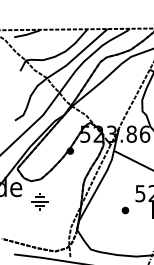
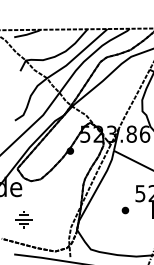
part position: (39, 201) -> (23, 219) (23, 219)
